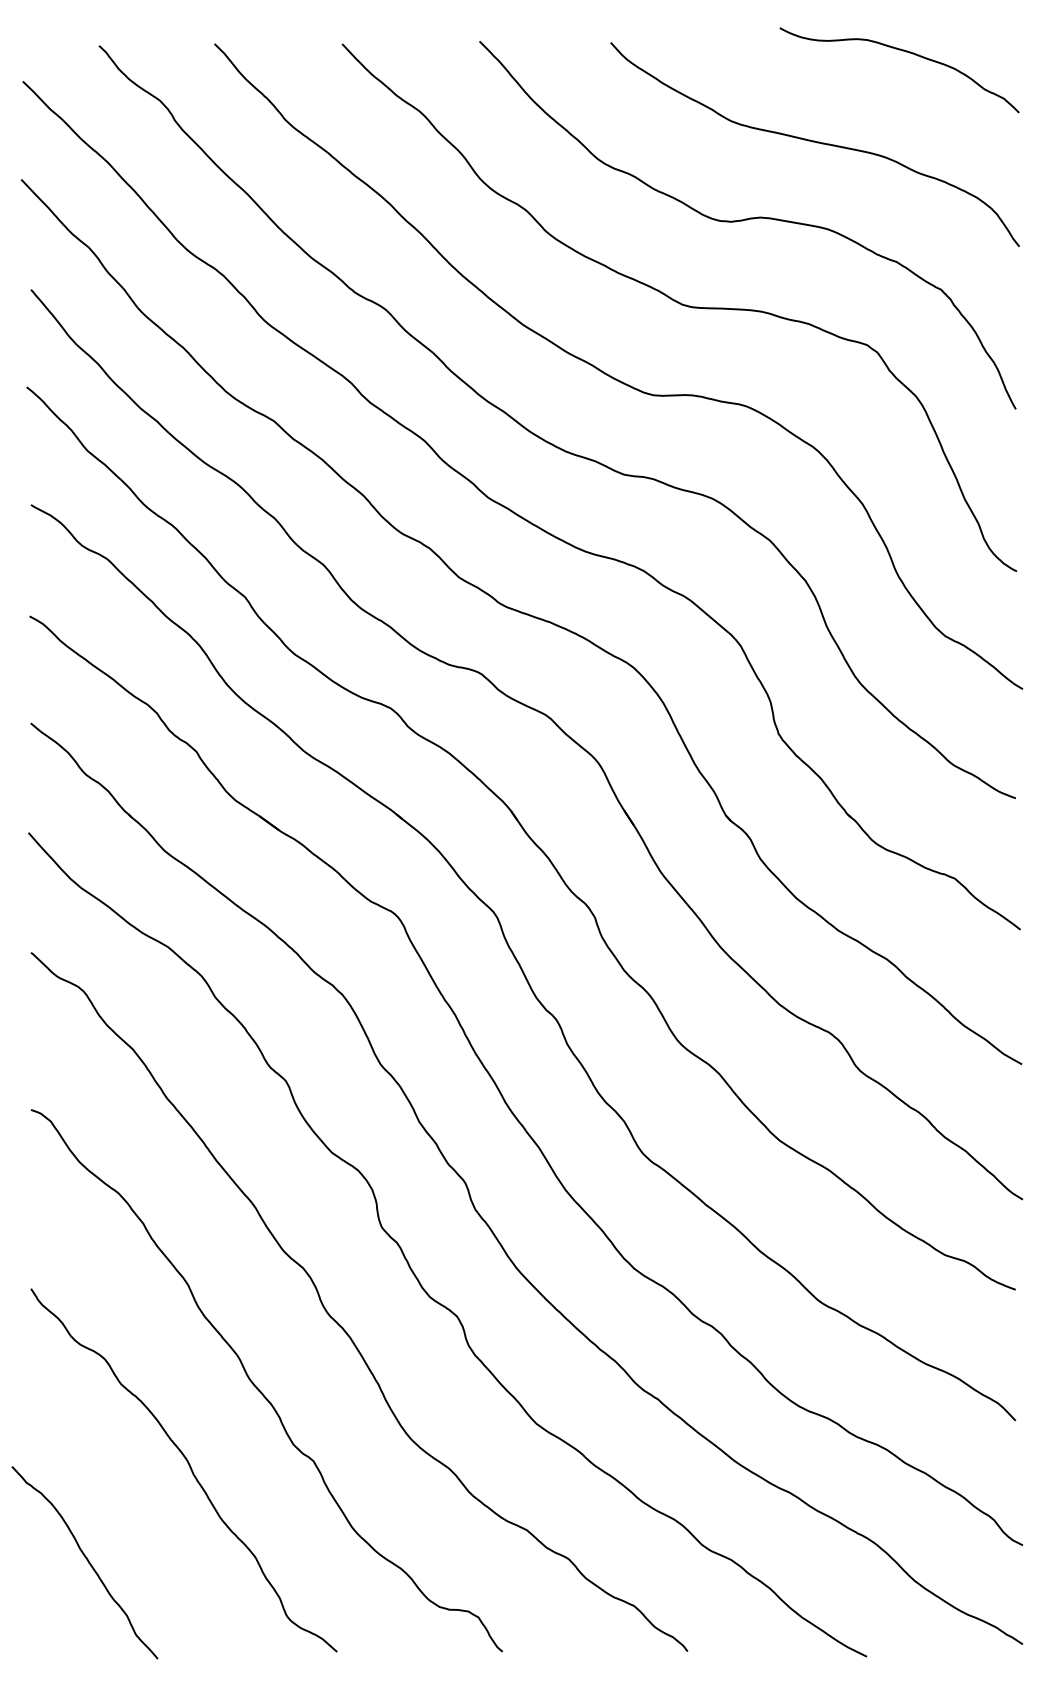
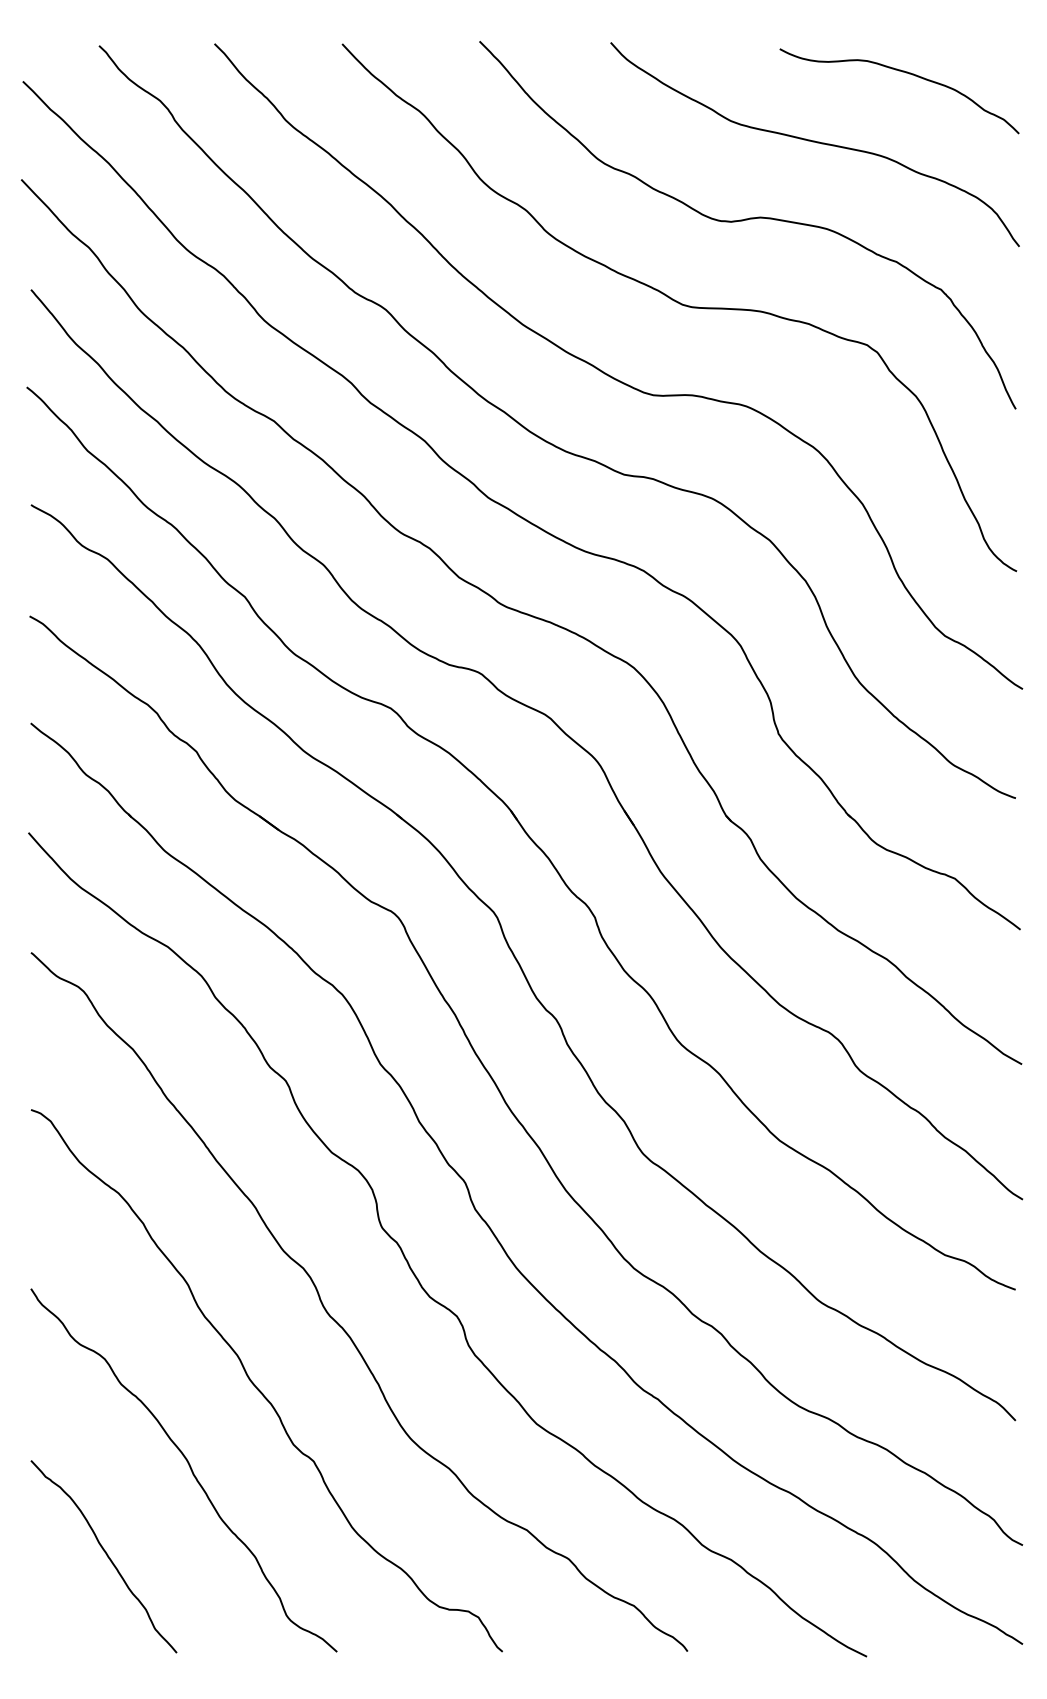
curve position: (902, 51) -> (902, 72) (902, 72)
curve position: (86, 1560) -> (105, 1554) (105, 1554)
